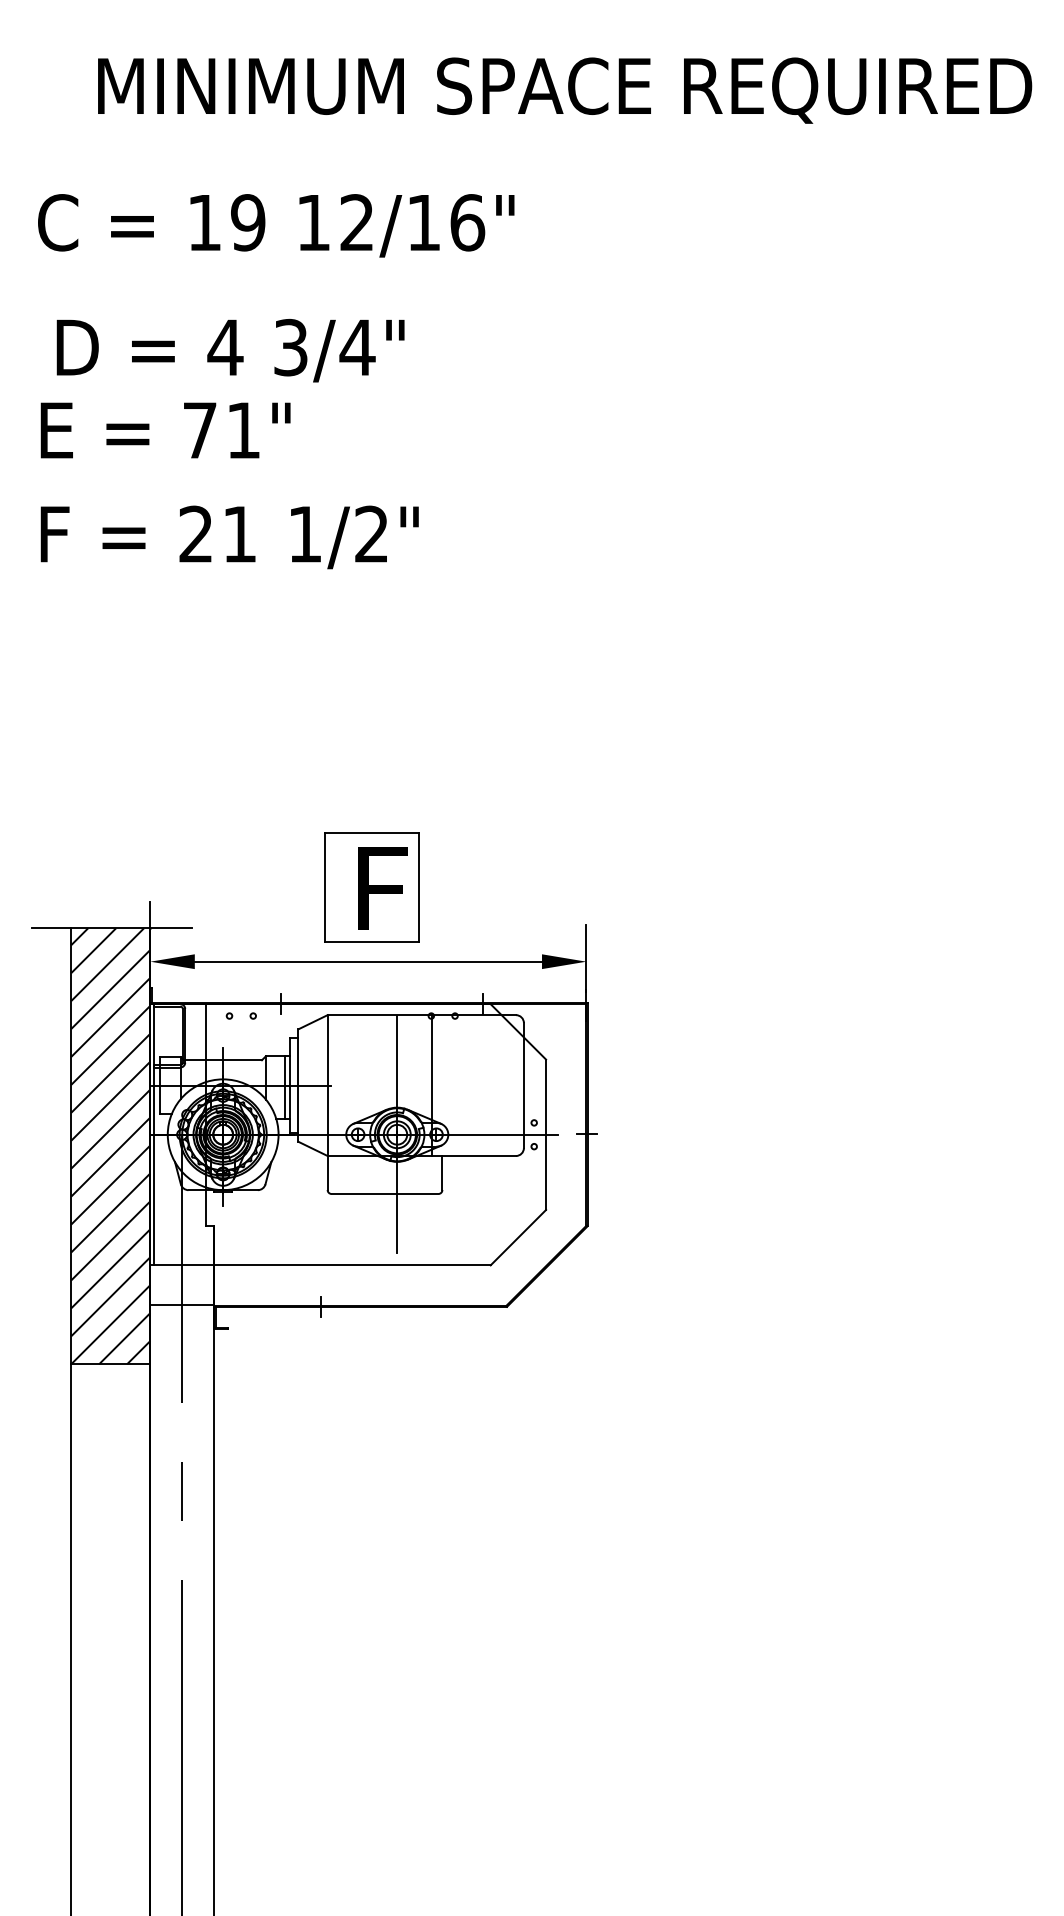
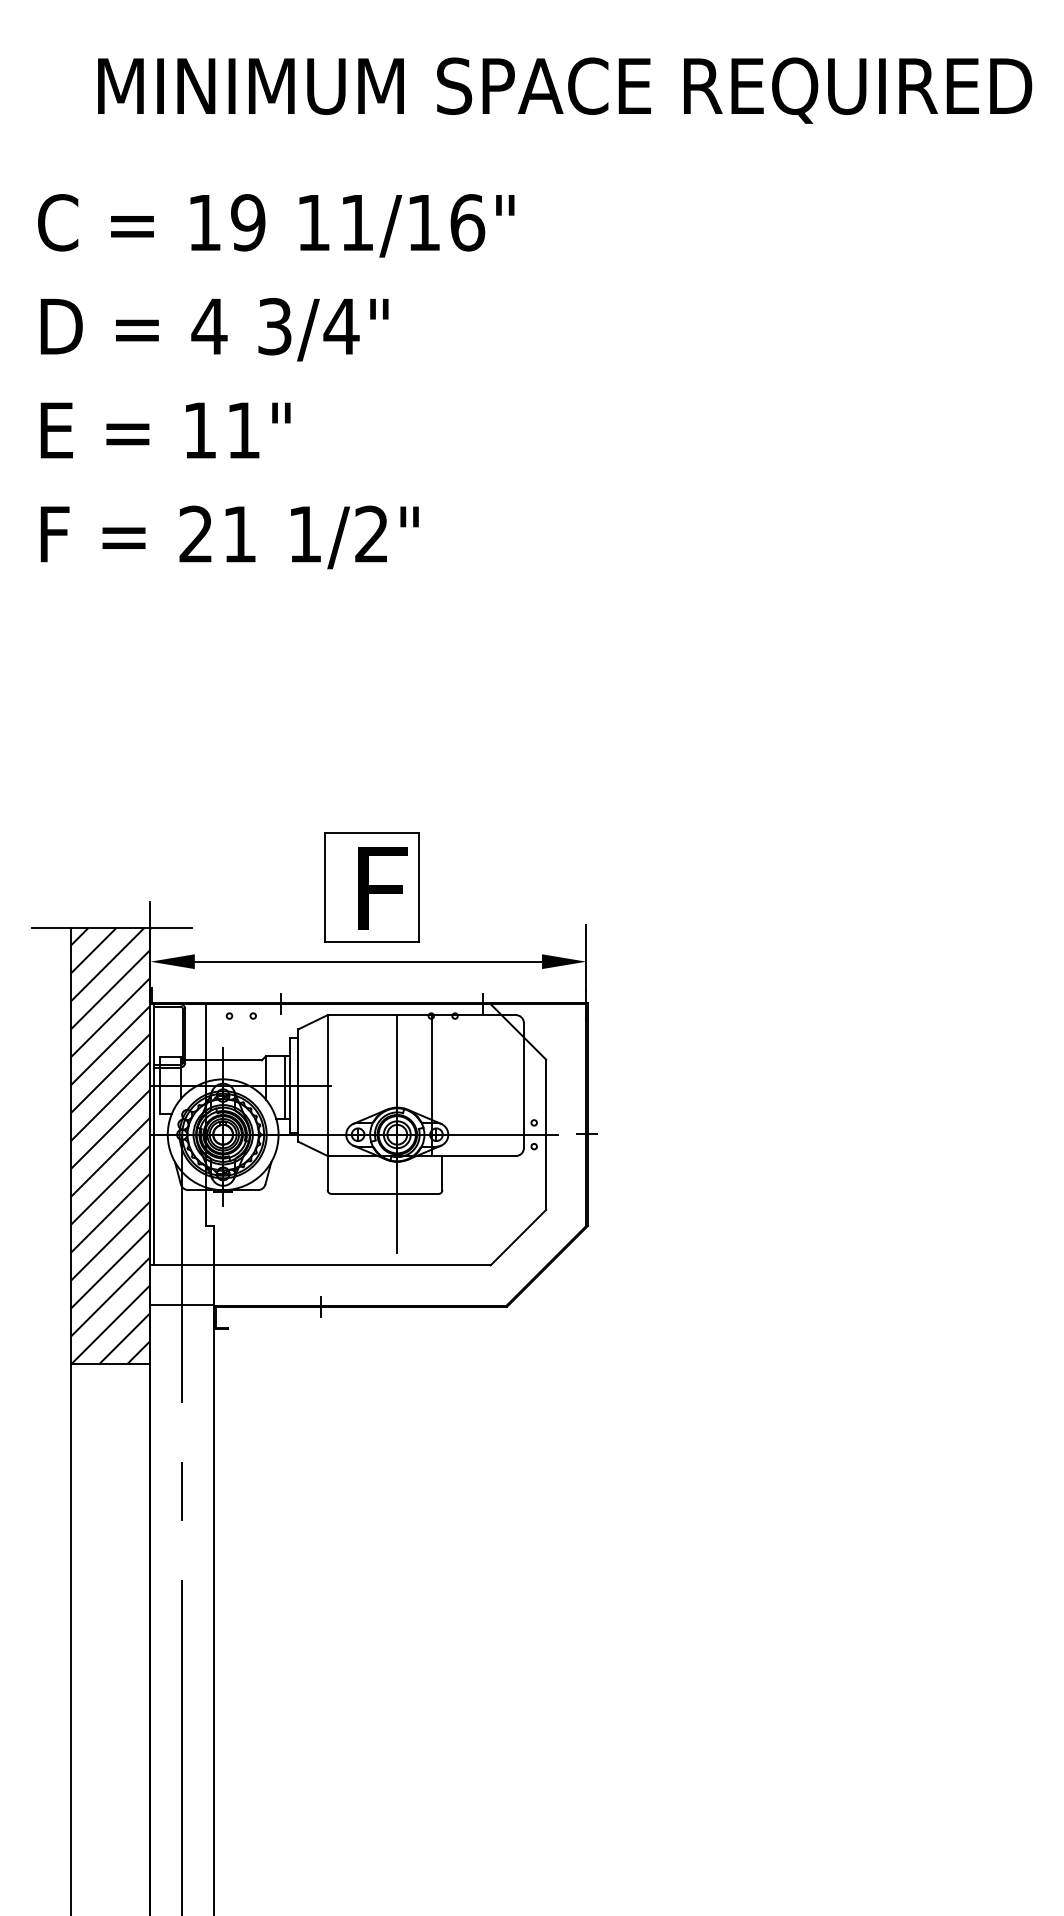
text: 12/16" -> 11/16" (356, 222)
text position: (230, 350) -> (214, 329) (214, 329)
text: 71" -> 11" (200, 430)
